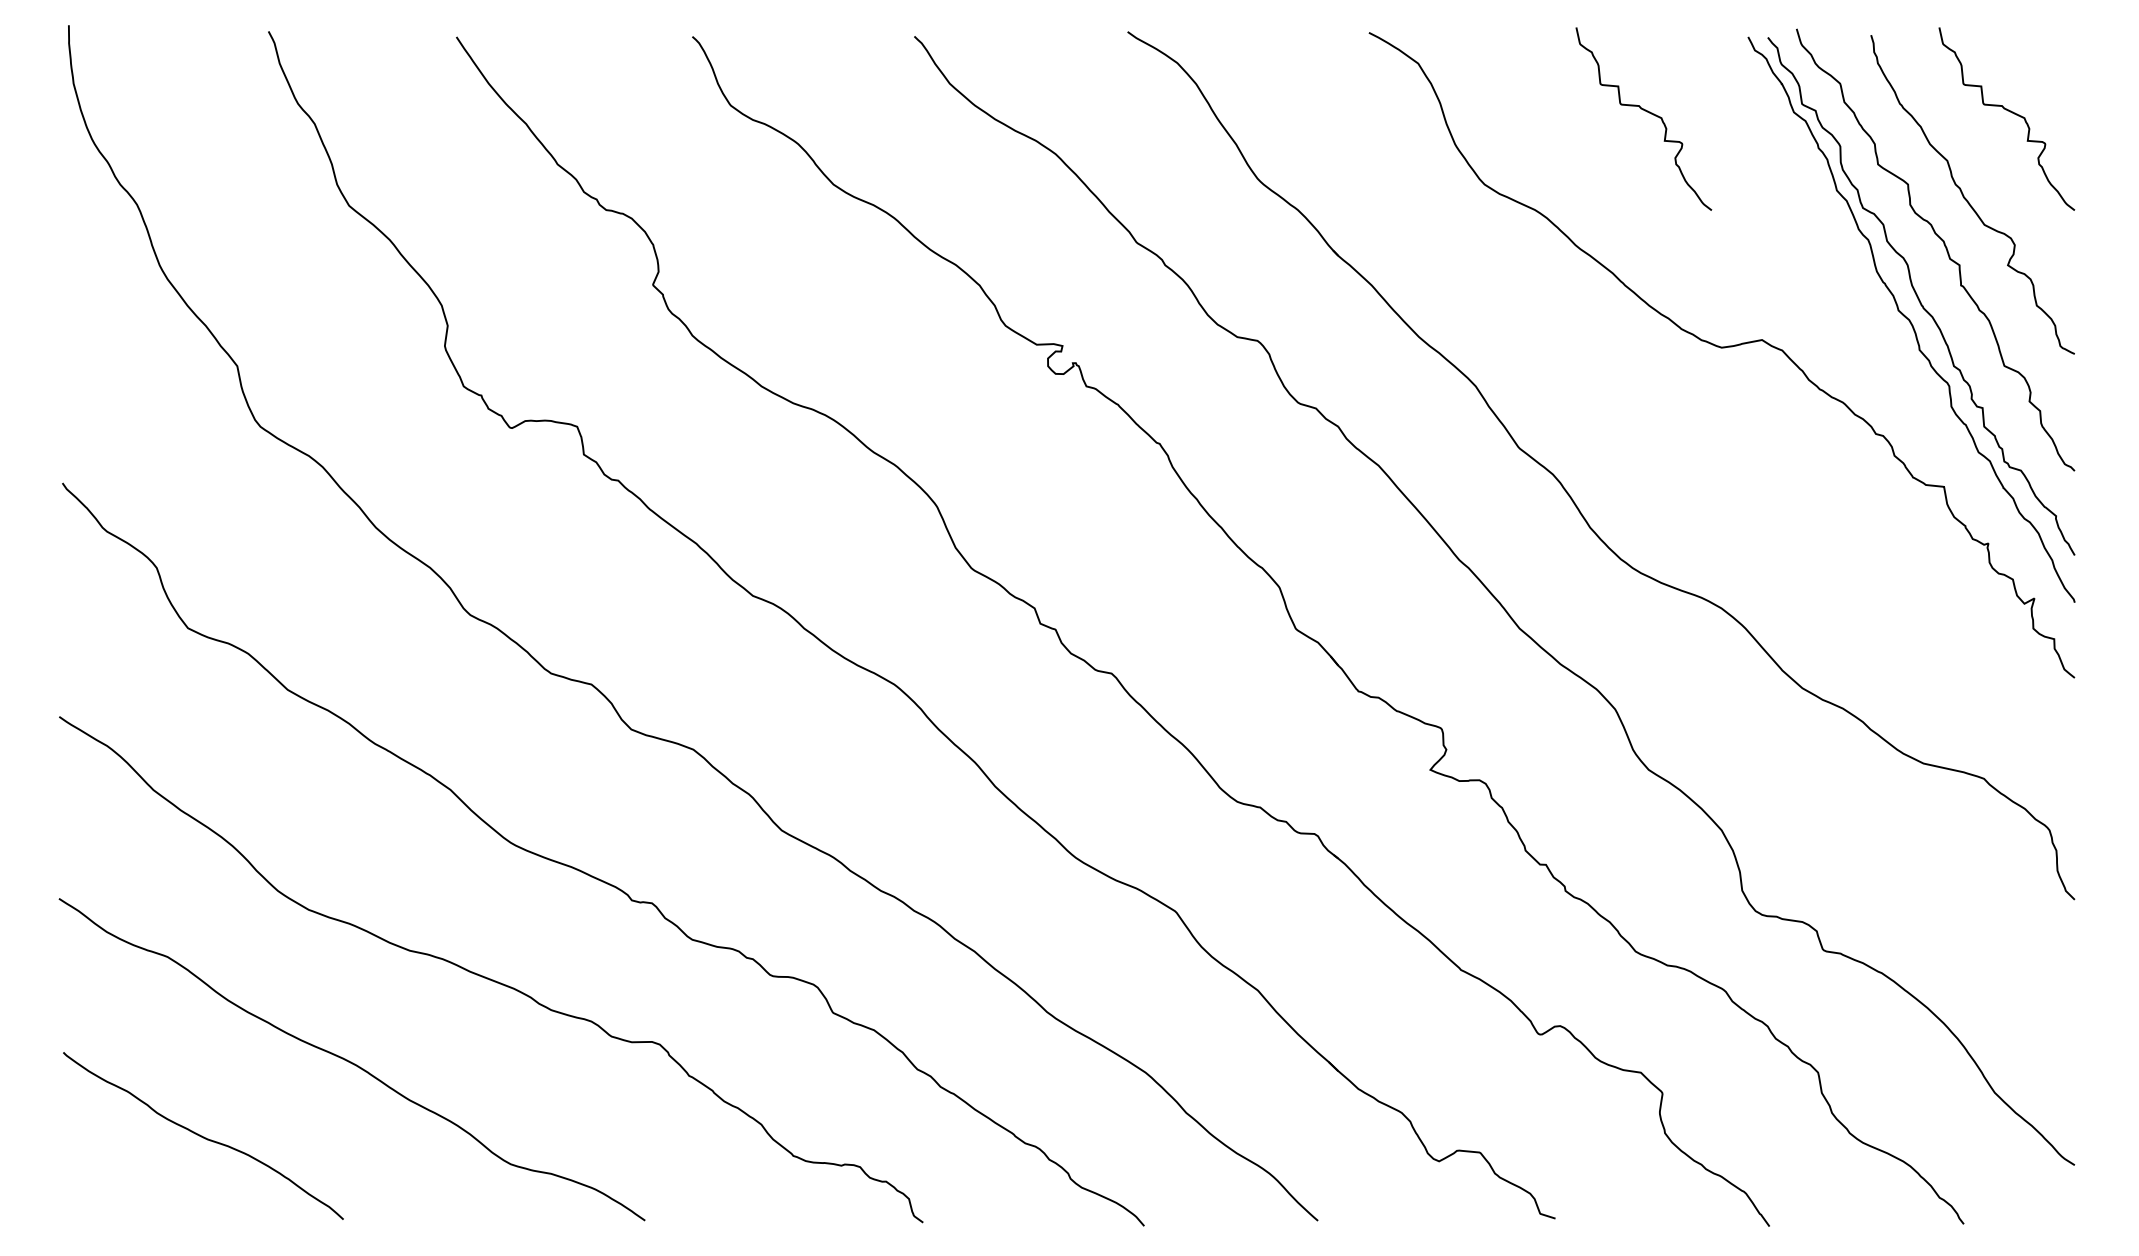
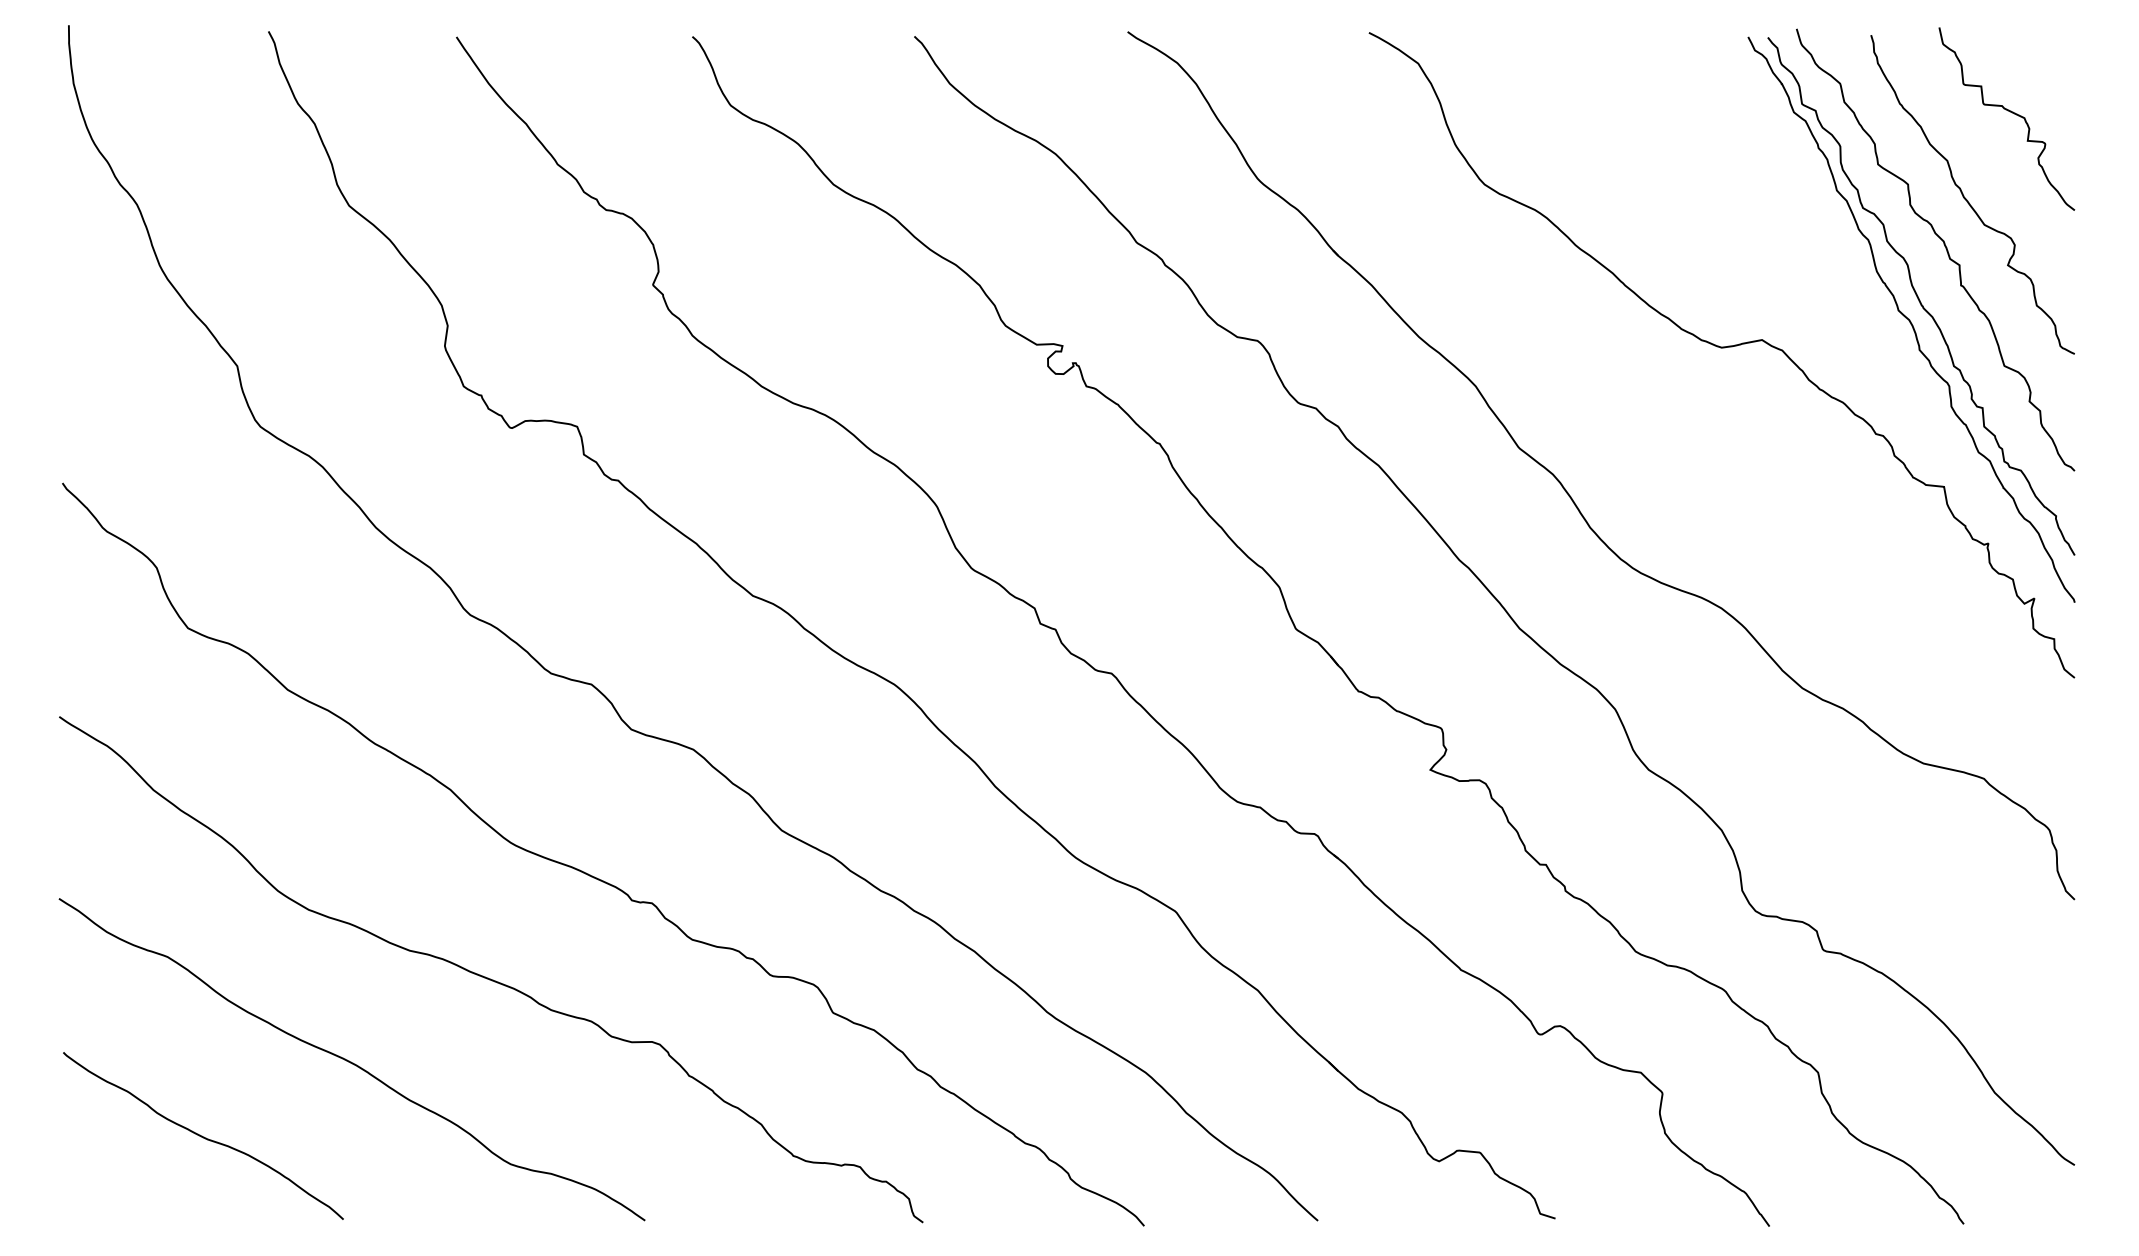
curve: present -> none (1647, 112)
